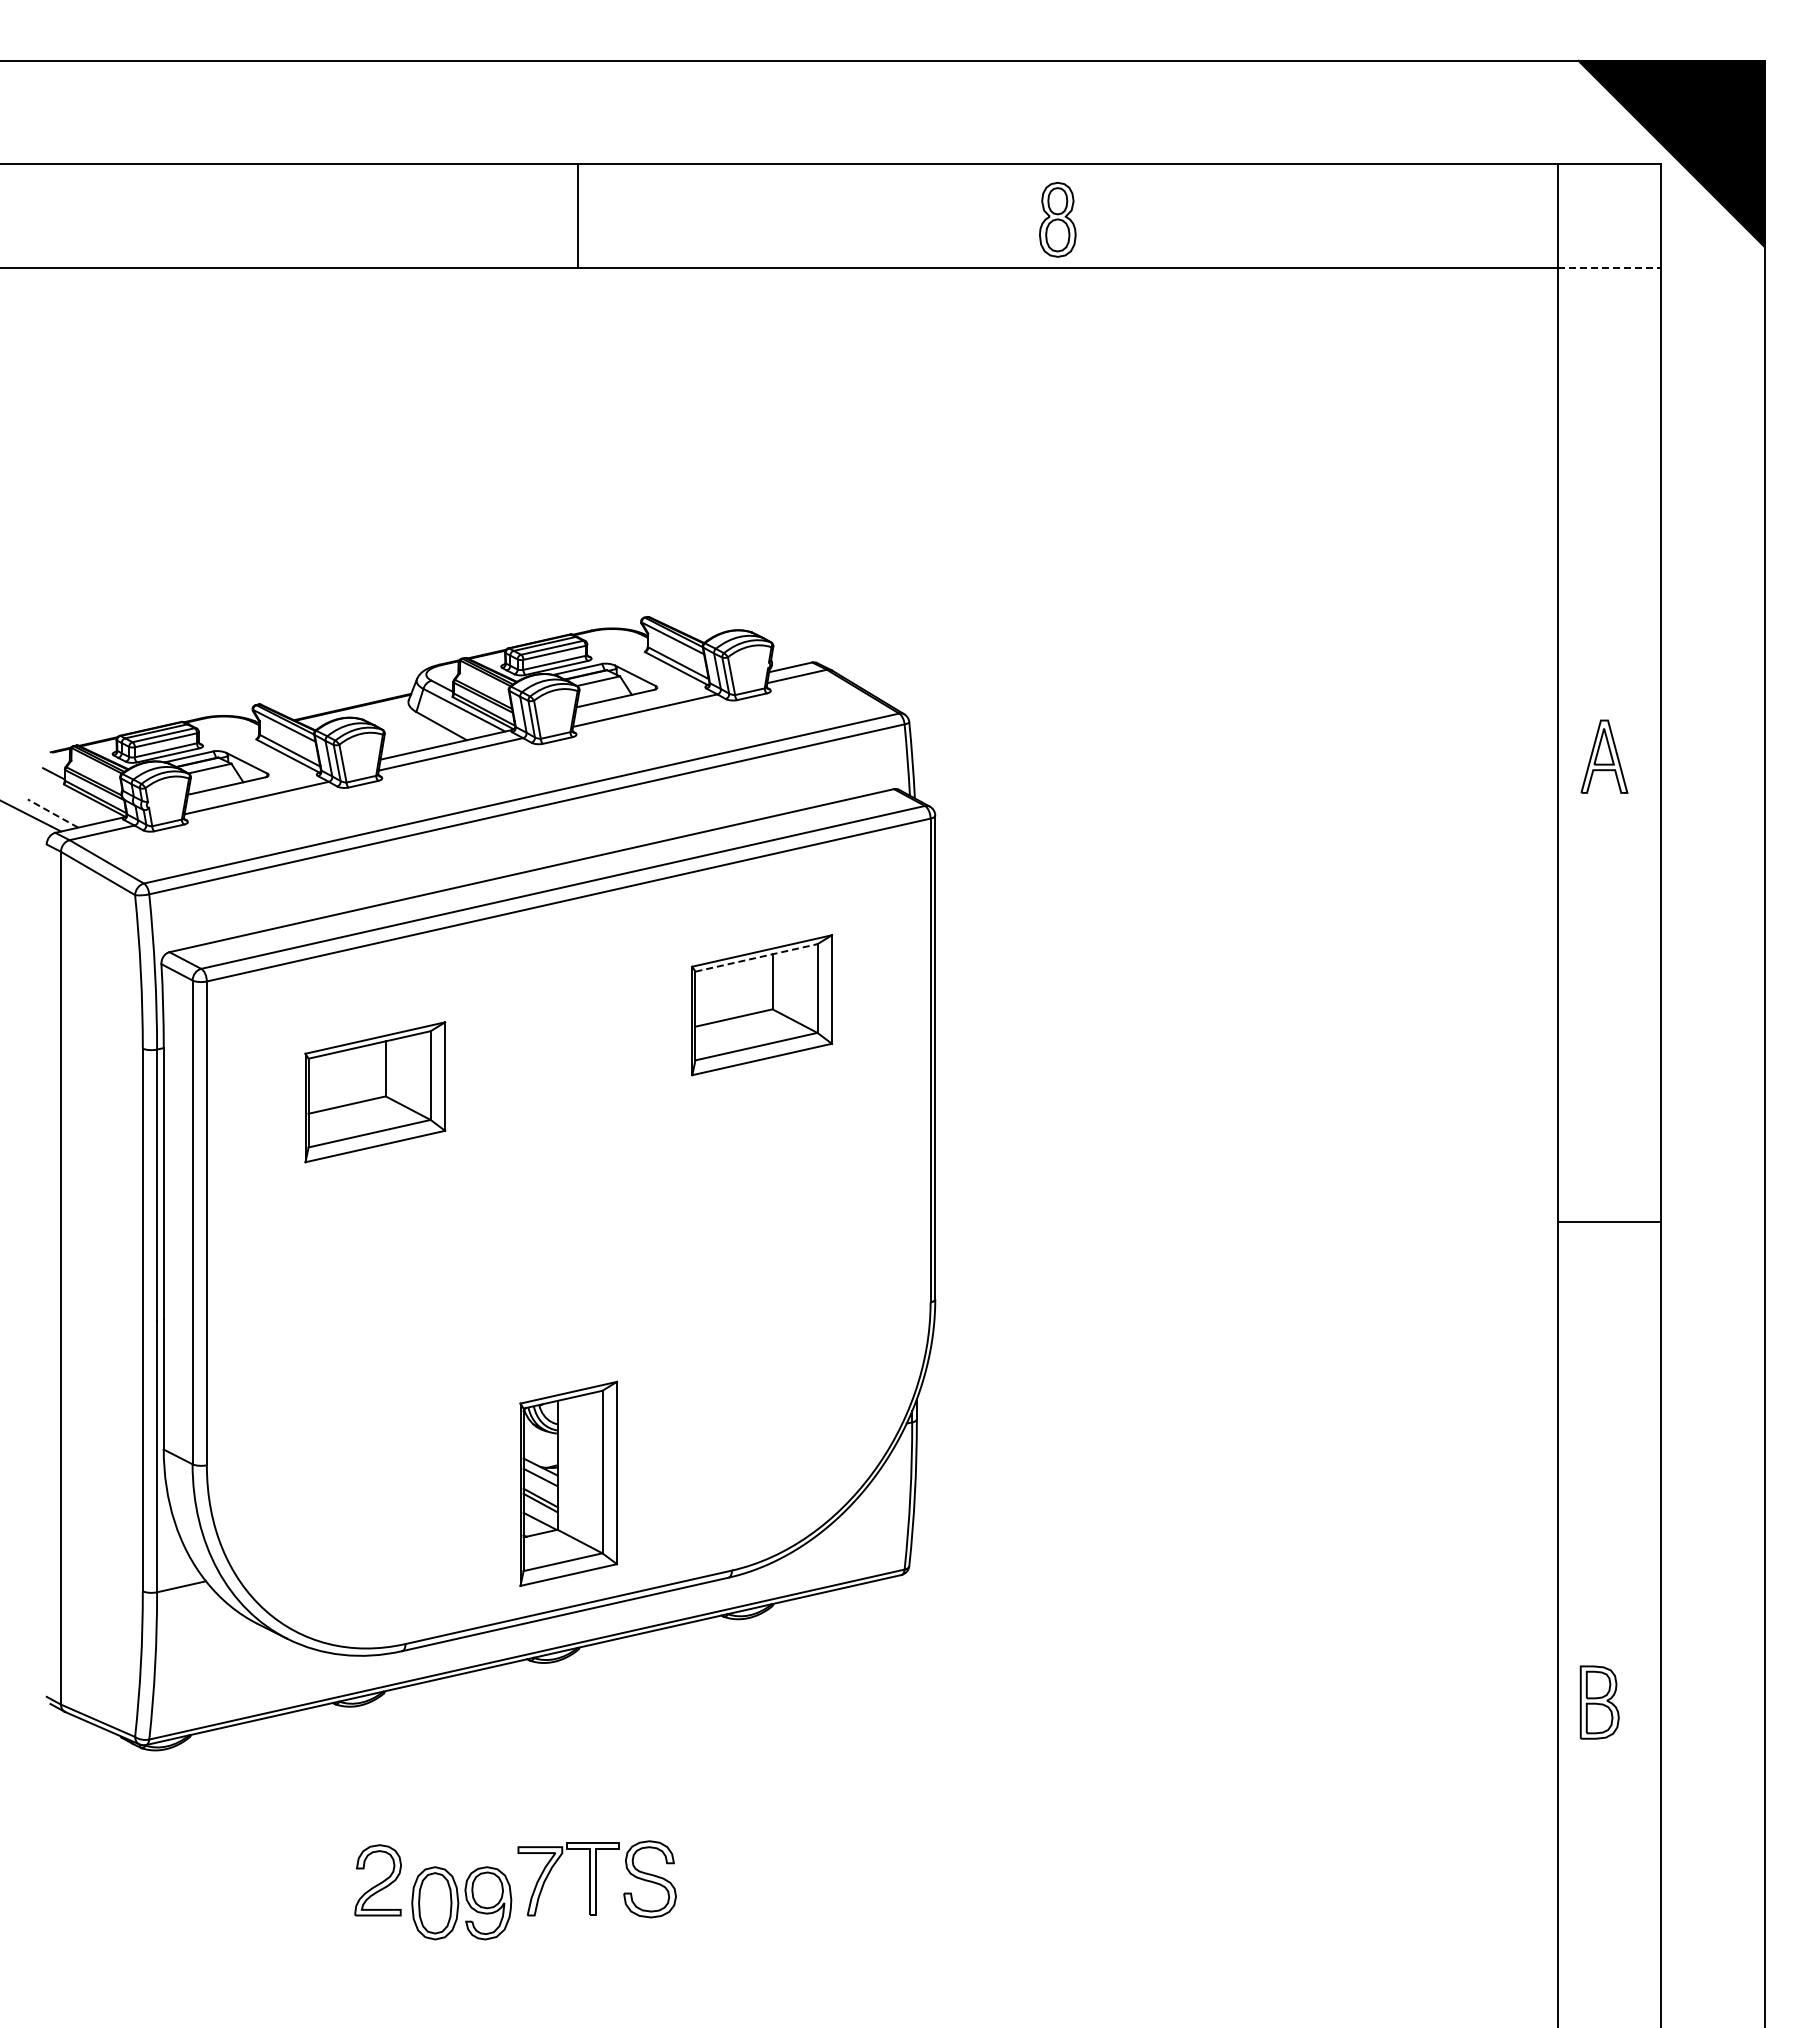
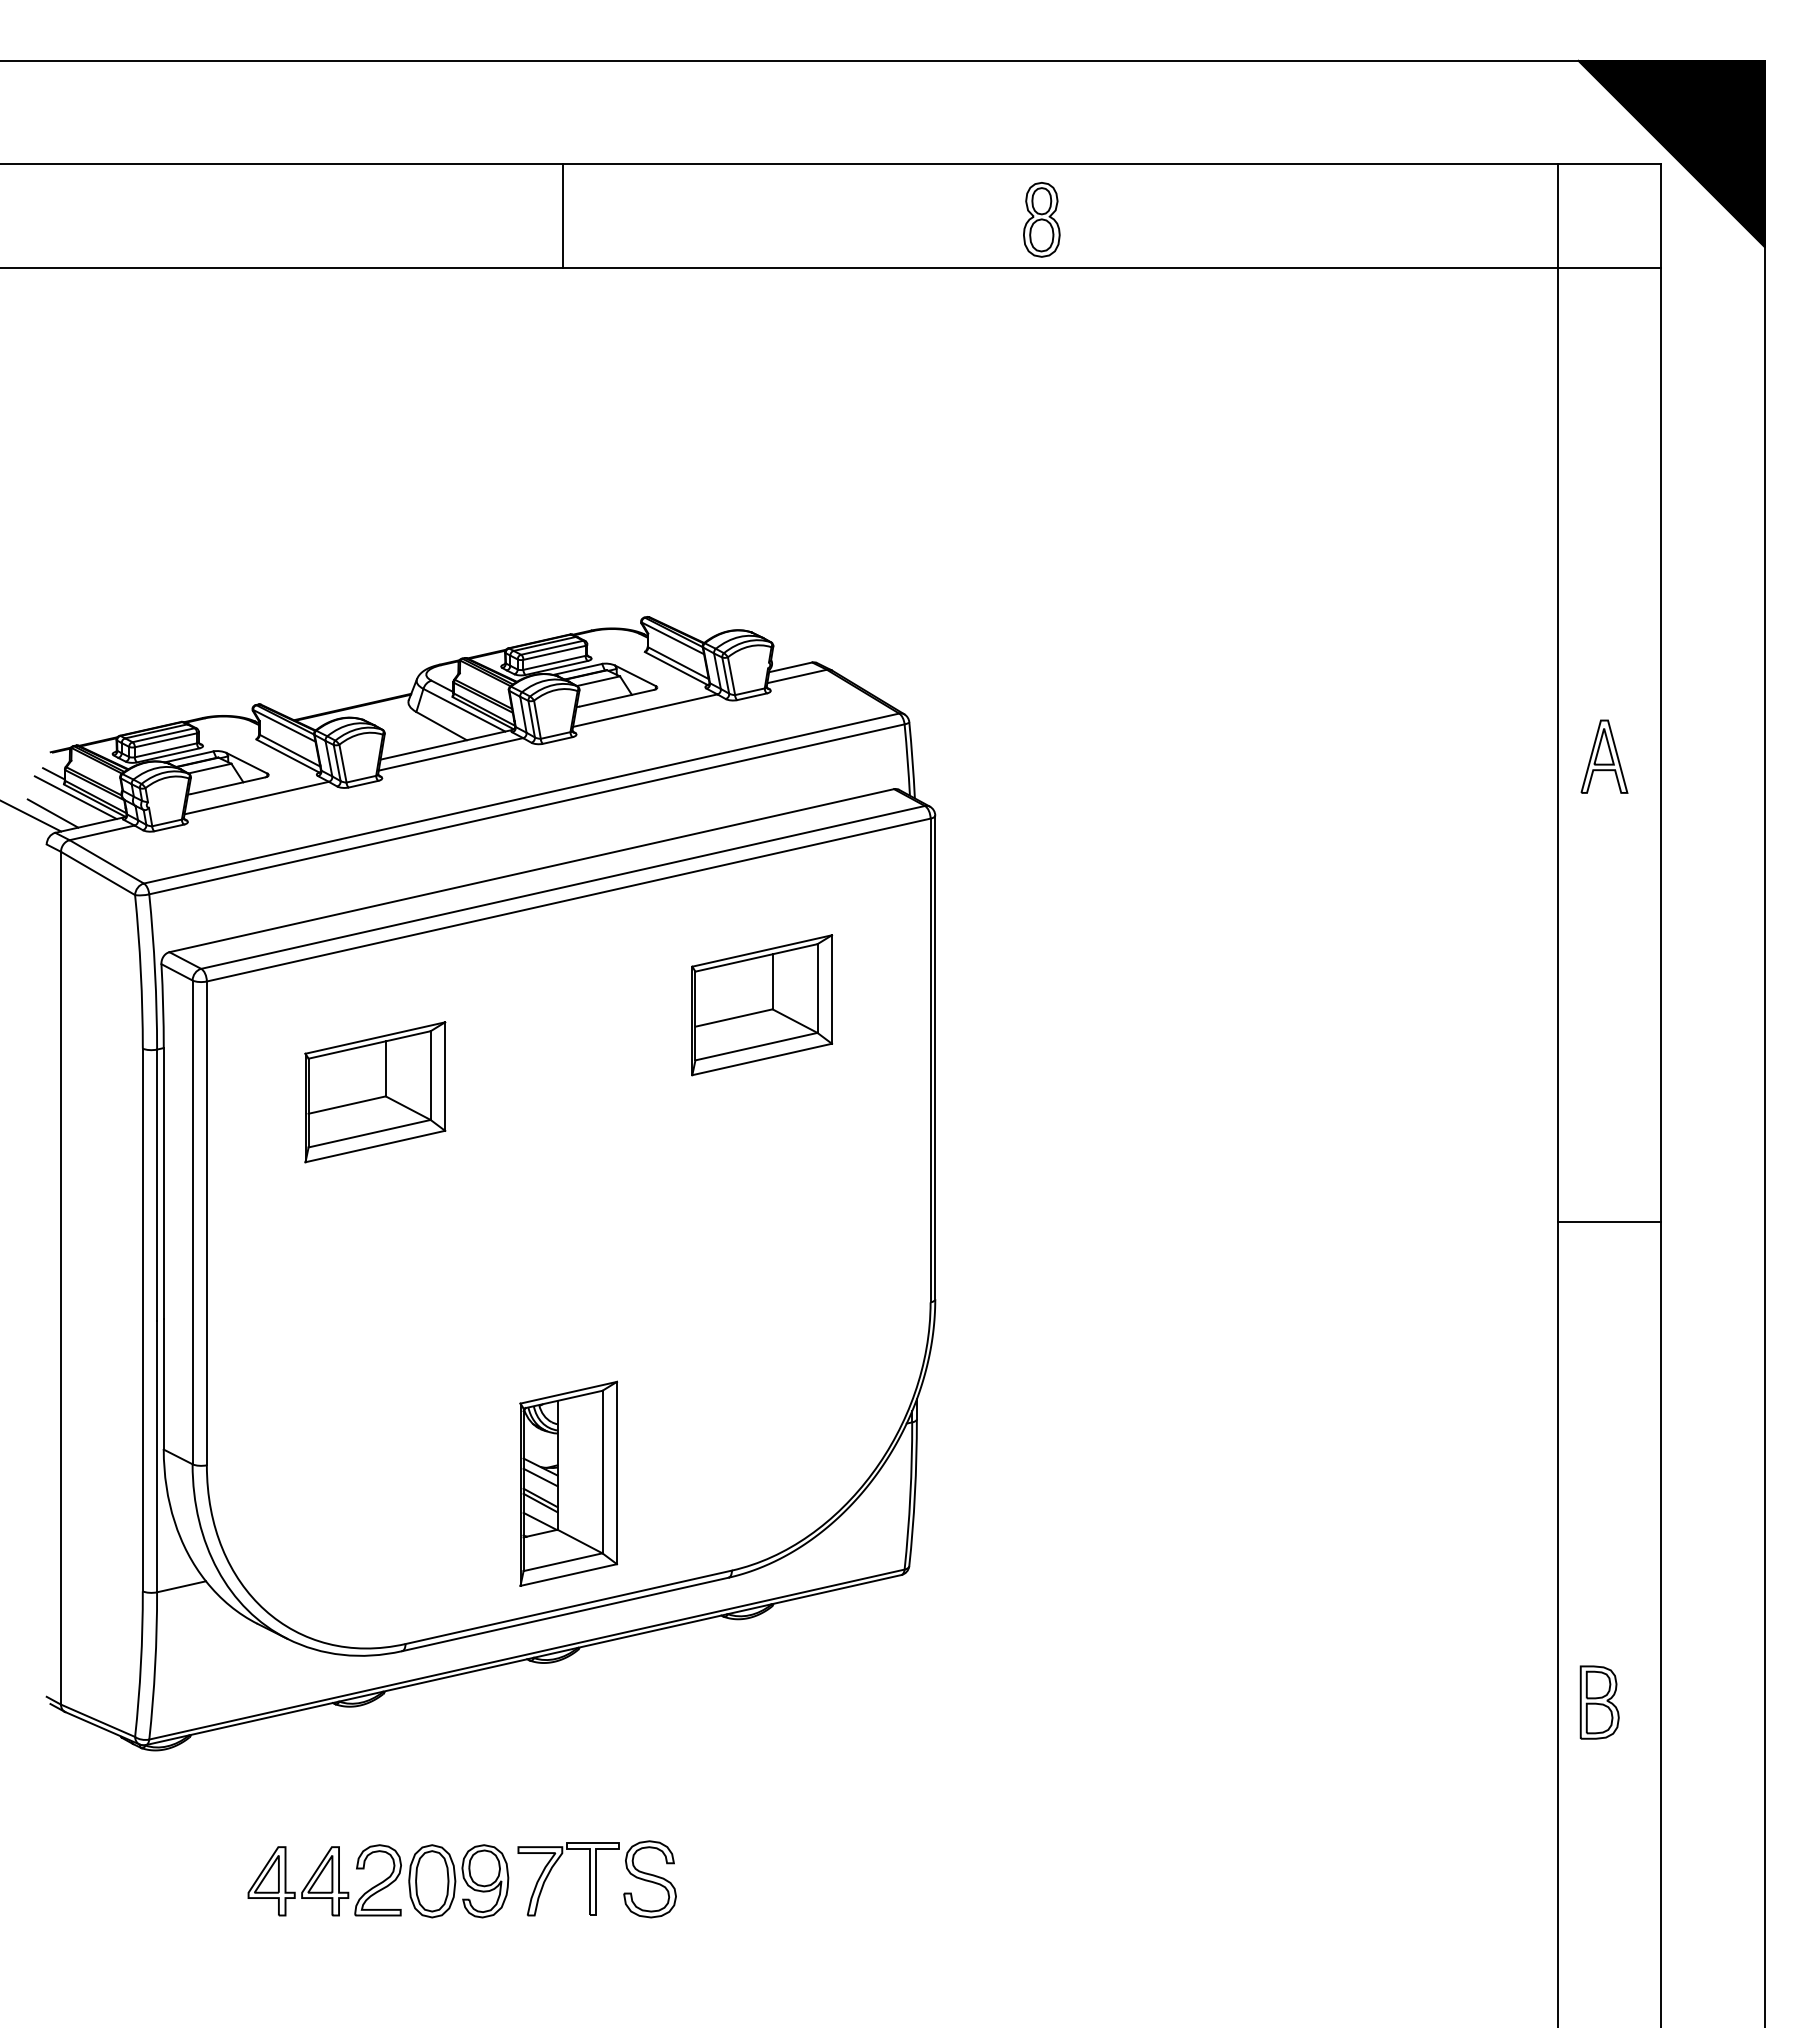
line position: (577, 215) -> (562, 215) (562, 215)
part position: (1057, 219) -> (1041, 219) (1041, 219)
line: dashed -> solid (1609, 267)
line: none -> present (75, 797)
line: dashed -> solid (53, 813)
line: dashed -> solid (756, 957)
part: none -> present (305, 1885)
part position: (461, 1903) -> (458, 1881) (458, 1881)
